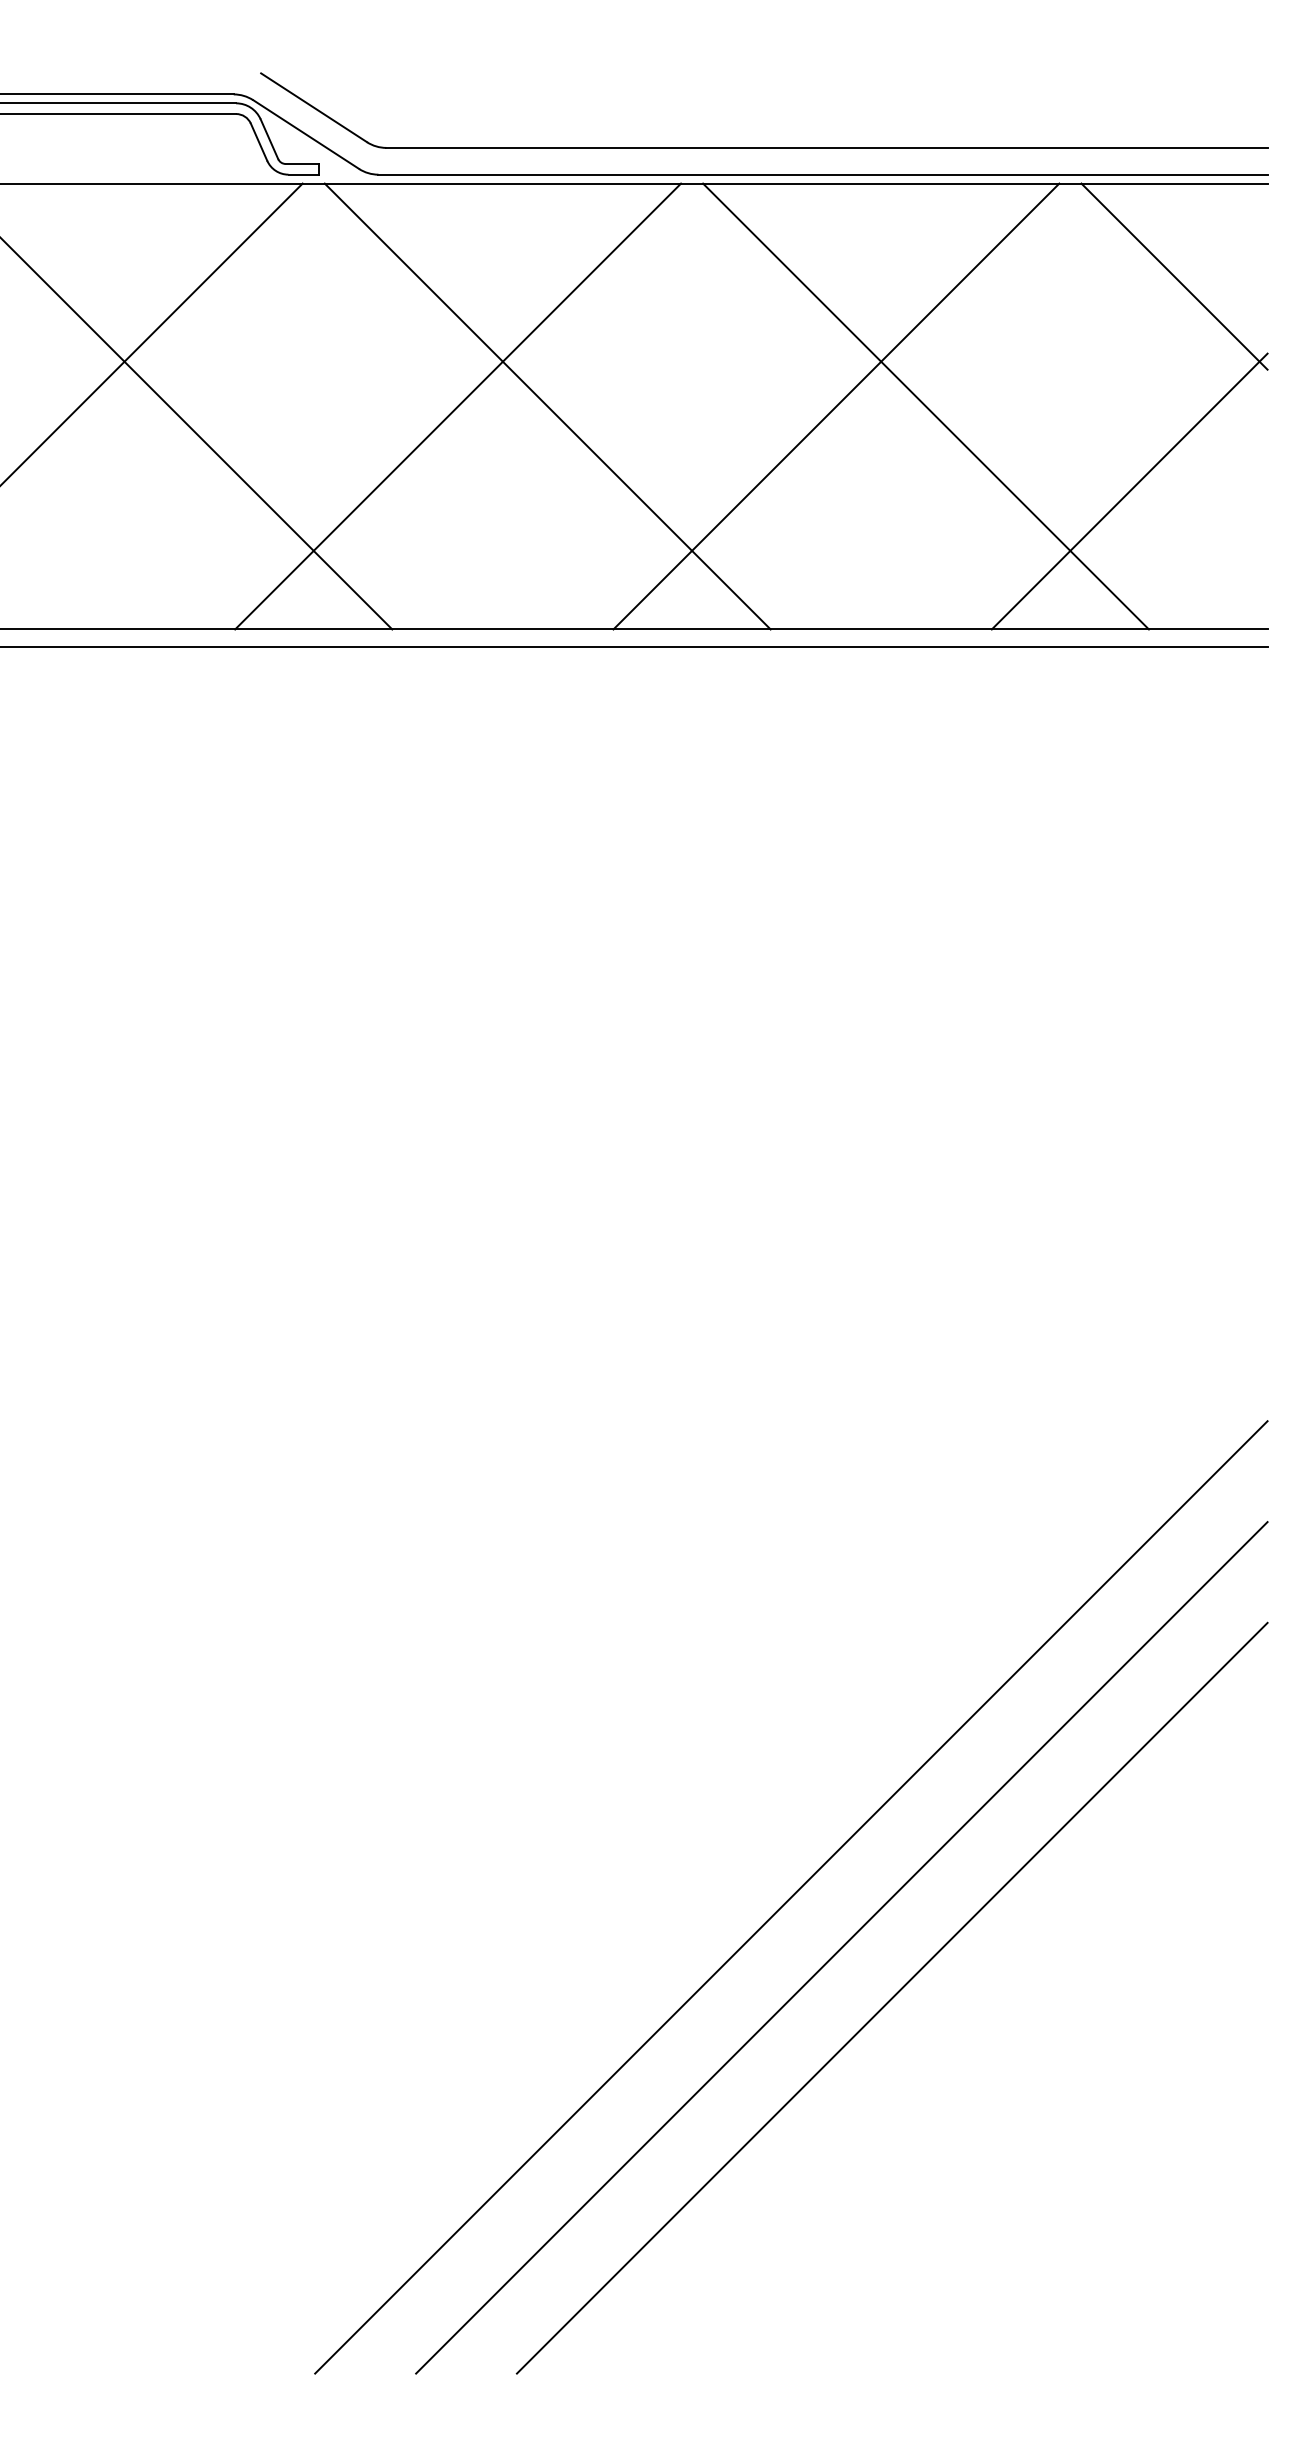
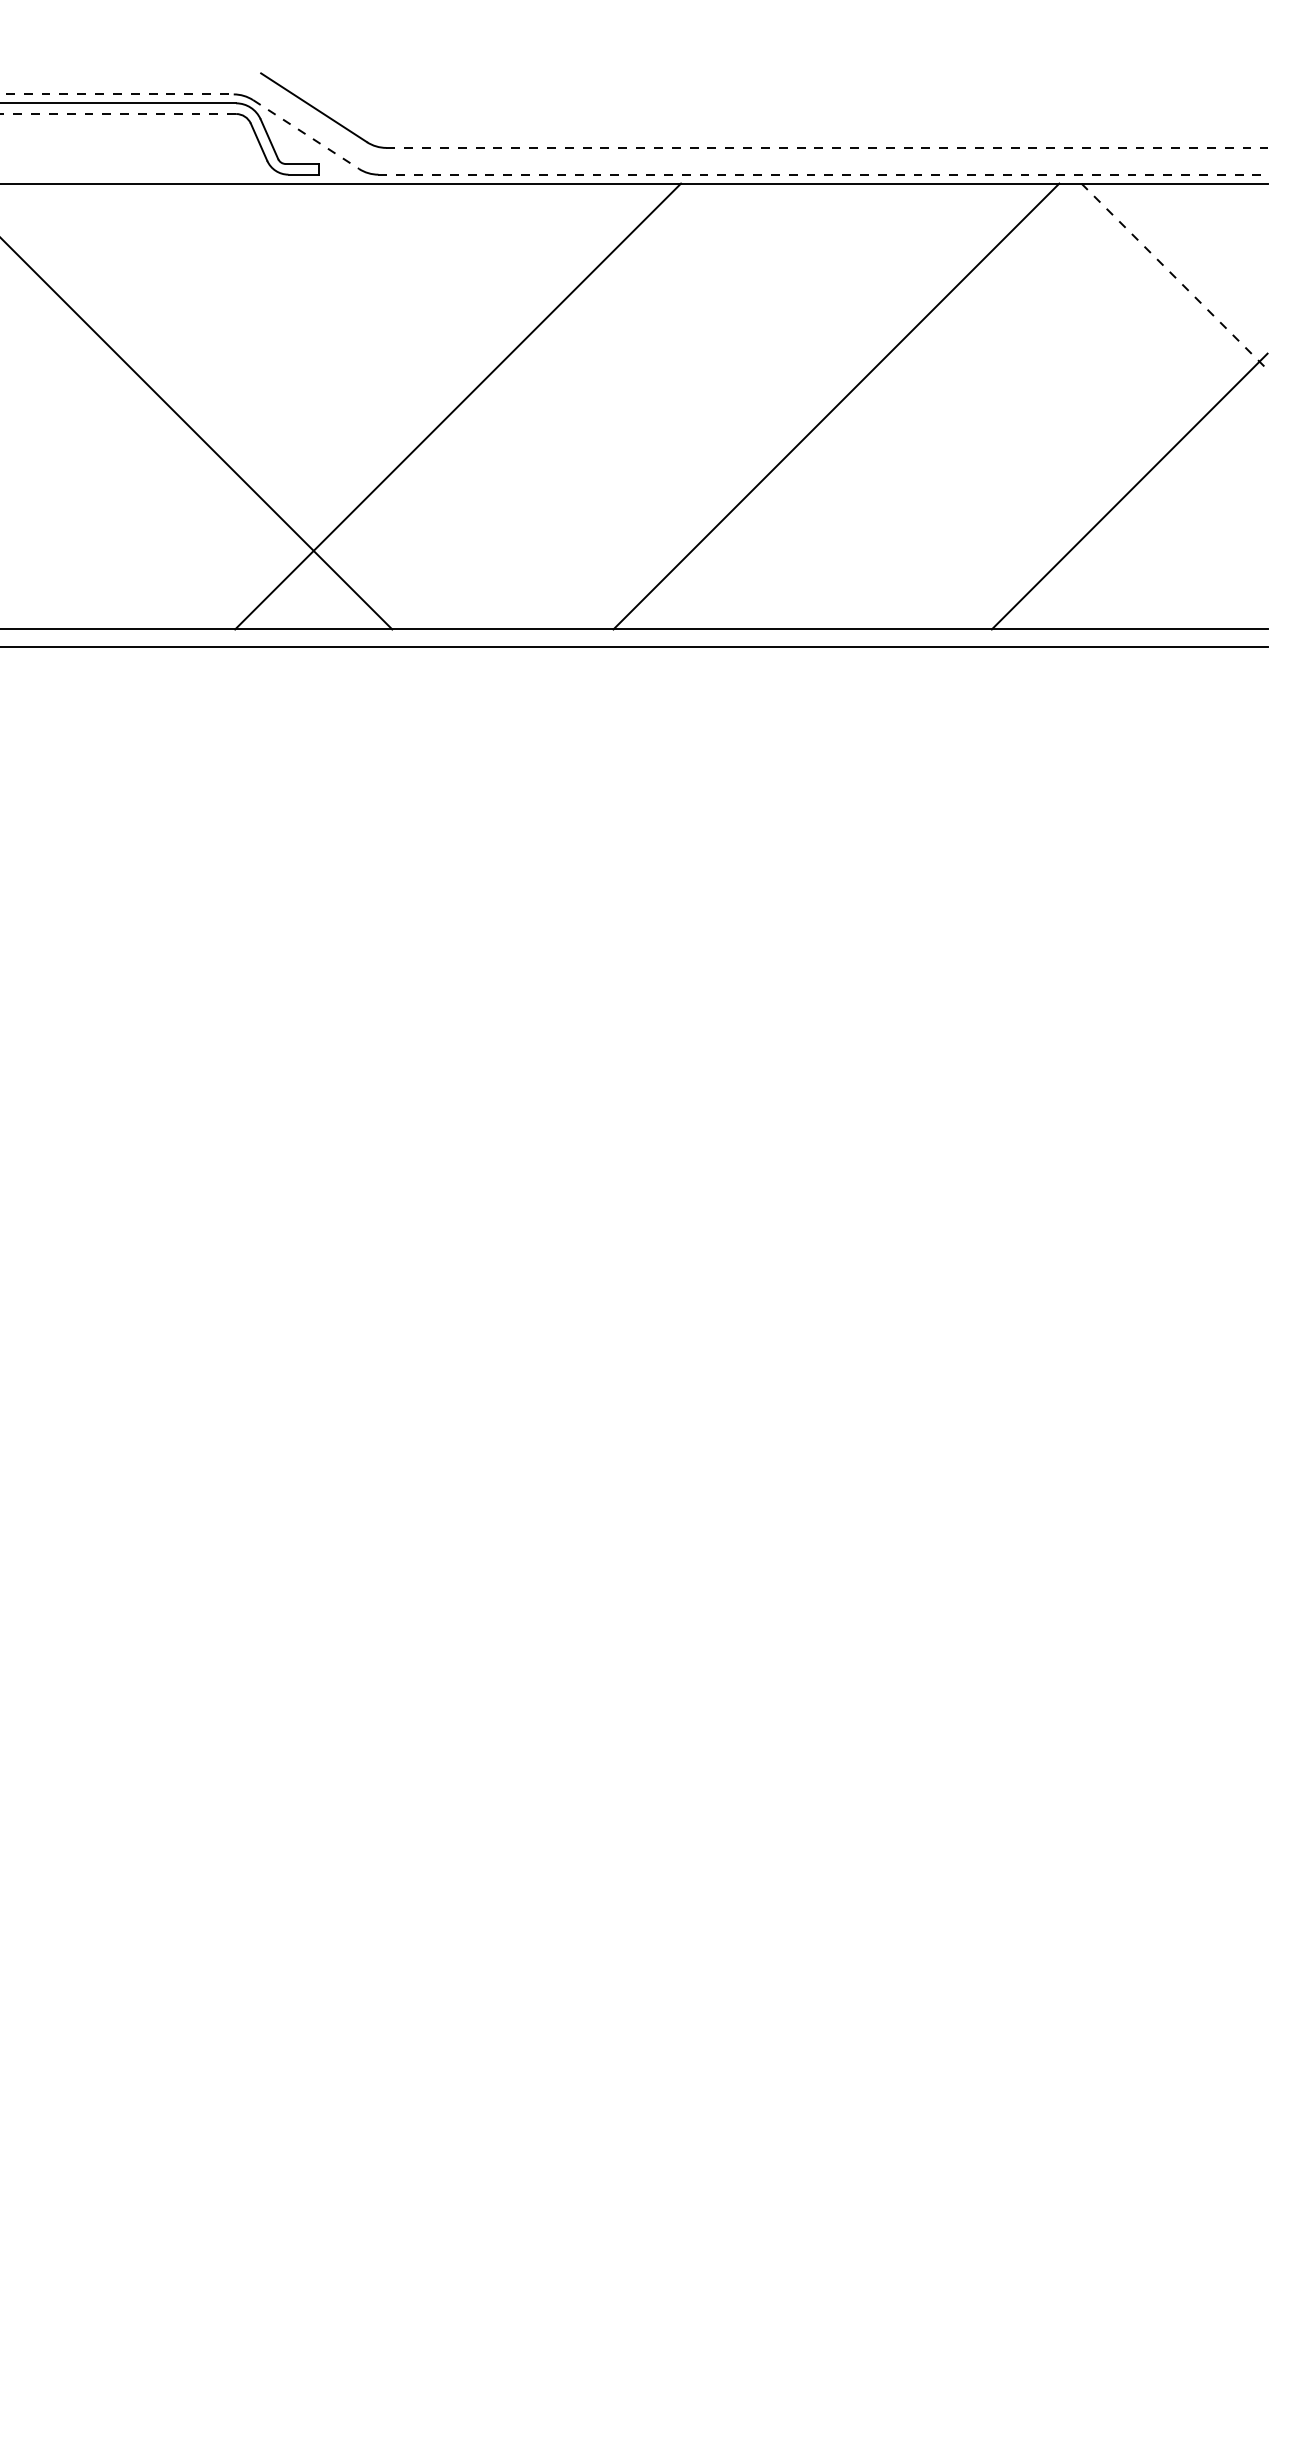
line: solid -> dashed (117, 94)
line: solid -> dashed (118, 114)
line: solid -> dashed (306, 134)
line: solid -> dashed (826, 147)
line: solid -> dashed (823, 174)
line: solid -> dashed (1174, 276)
line: present -> none (152, 333)
line: present -> none (547, 406)
line: present -> none (925, 406)
line: present -> none (791, 1897)
line: present -> none (841, 1947)
line: present -> none (891, 1997)
